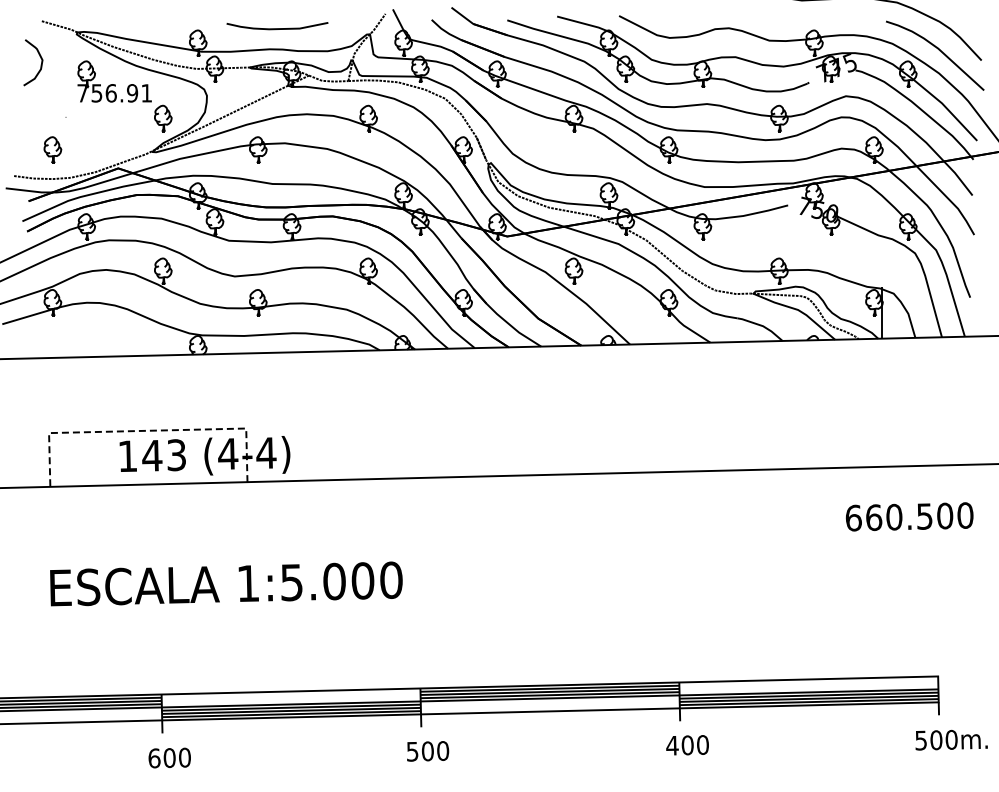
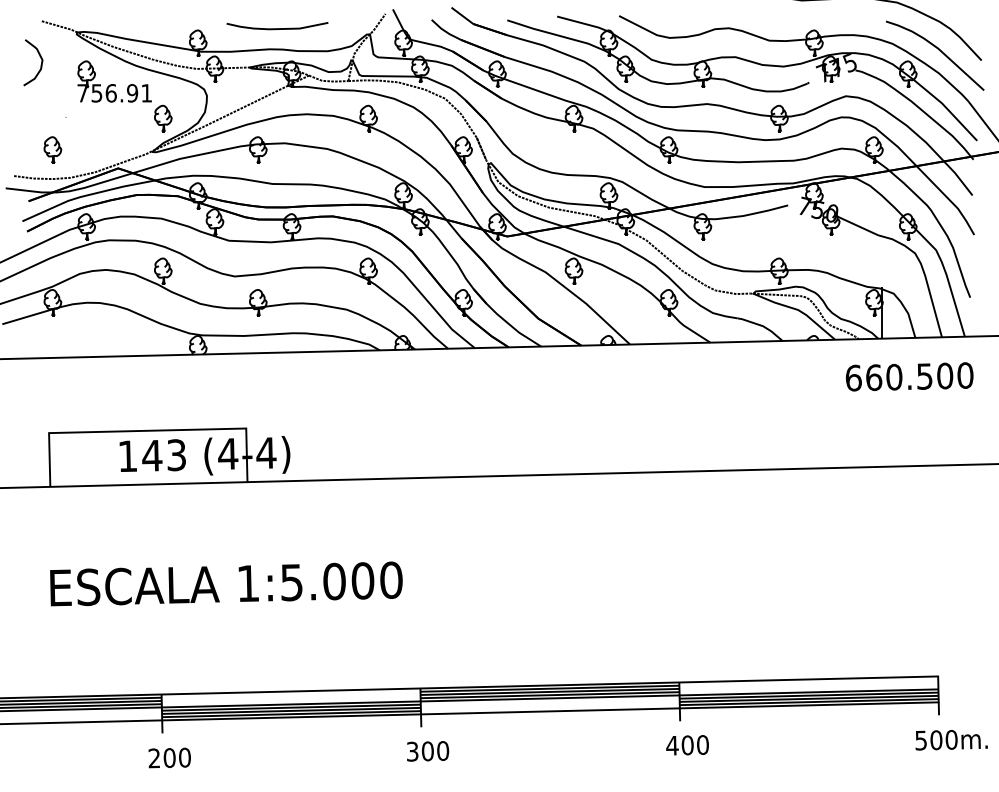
line: dashed -> solid (147, 430)
text position: (909, 516) -> (909, 376) (909, 376)
text: 500 -> 300 (412, 750)
text: 600 -> 200 (154, 758)
